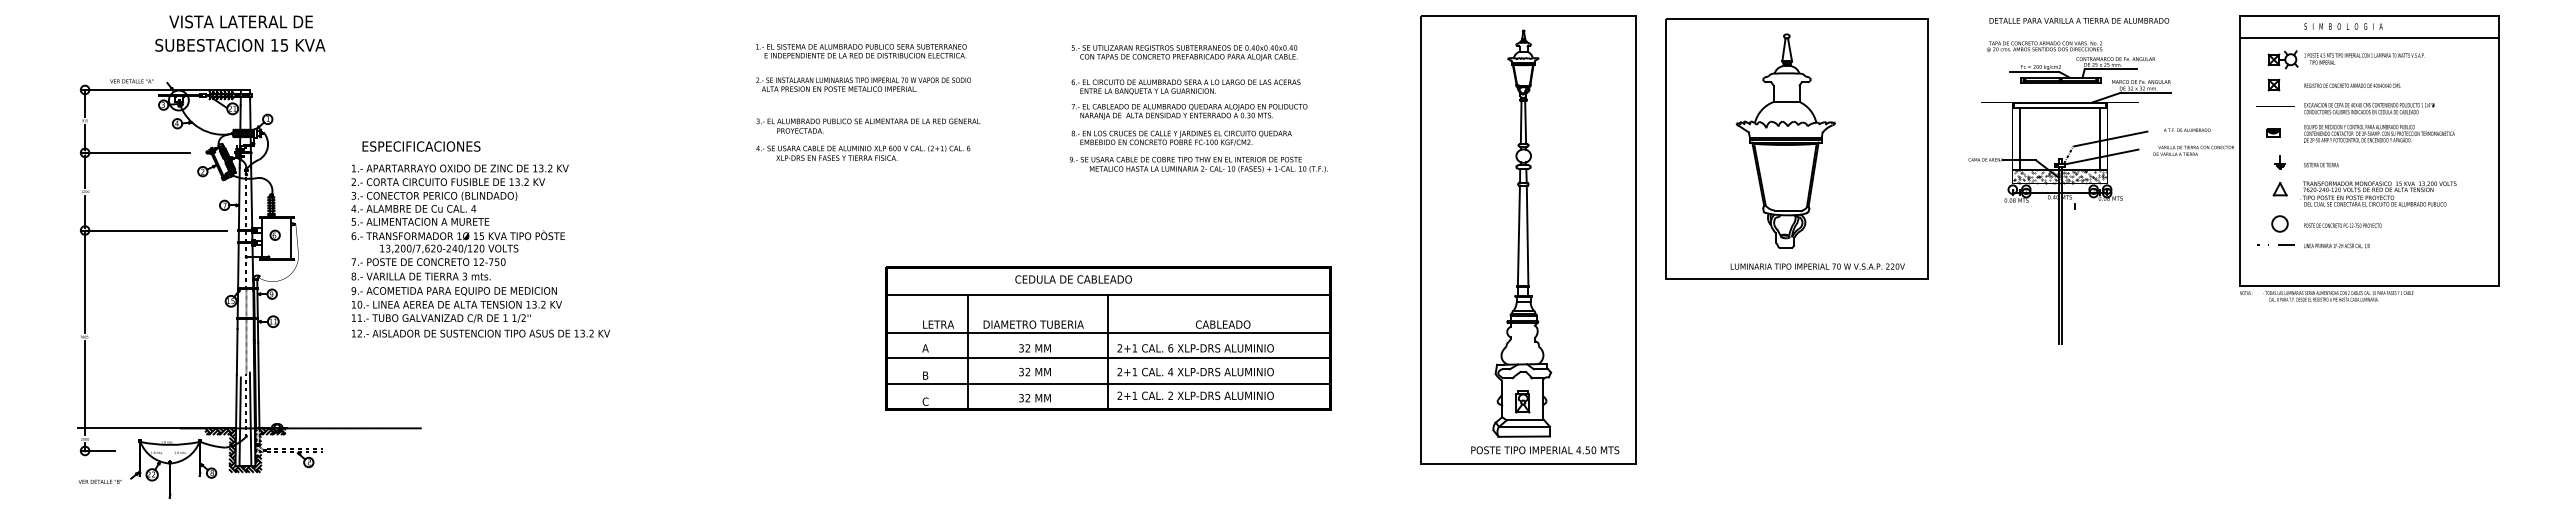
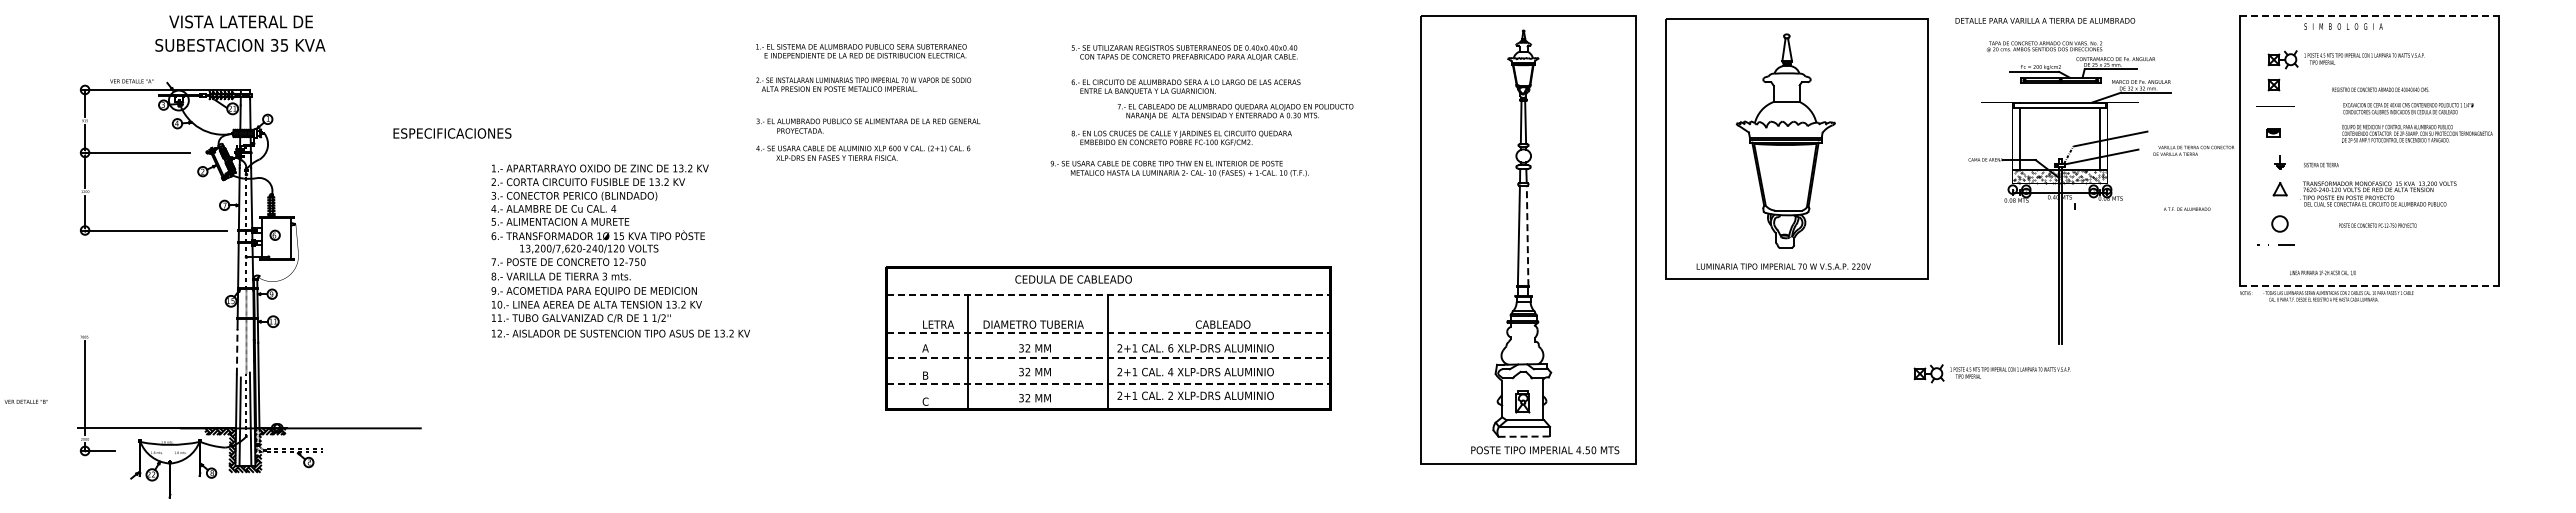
line: solid -> dashed (2370, 15)
text position: (2079, 20) -> (2045, 20) (2045, 20)
line: present -> none (2369, 37)
text: 15 -> 35 (274, 45)
text position: (2352, 85) -> (2380, 89) (2380, 89)
text position: (2369, 108) -> (2408, 108) (2408, 108)
text position: (1189, 111) -> (1235, 111) (1235, 111)
text position: (2187, 129) -> (2187, 208) (2187, 208)
text position: (2379, 133) -> (2417, 133) (2417, 133)
text position: (421, 146) -> (452, 133) (452, 133)
text position: (1198, 164) -> (1179, 168) (1179, 168)
text position: (2342, 225) -> (2377, 225) (2377, 225)
line: solid -> dashed (1527, 235)
text position: (2336, 245) -> (2322, 272) (2322, 272)
text position: (480, 250) -> (620, 250) (620, 250)
text position: (1817, 266) -> (1783, 266) (1783, 266)
line: present -> none (85, 283)
line: solid -> dashed (2370, 286)
line: solid -> dashed (1109, 294)
line: solid -> dashed (1109, 332)
line: solid -> dashed (237, 351)
line: solid -> dashed (1109, 358)
part: none -> present (1991, 373)
line: solid -> dashed (1109, 384)
line: solid -> dashed (1524, 436)
text position: (99, 481) -> (25, 401) (25, 401)
